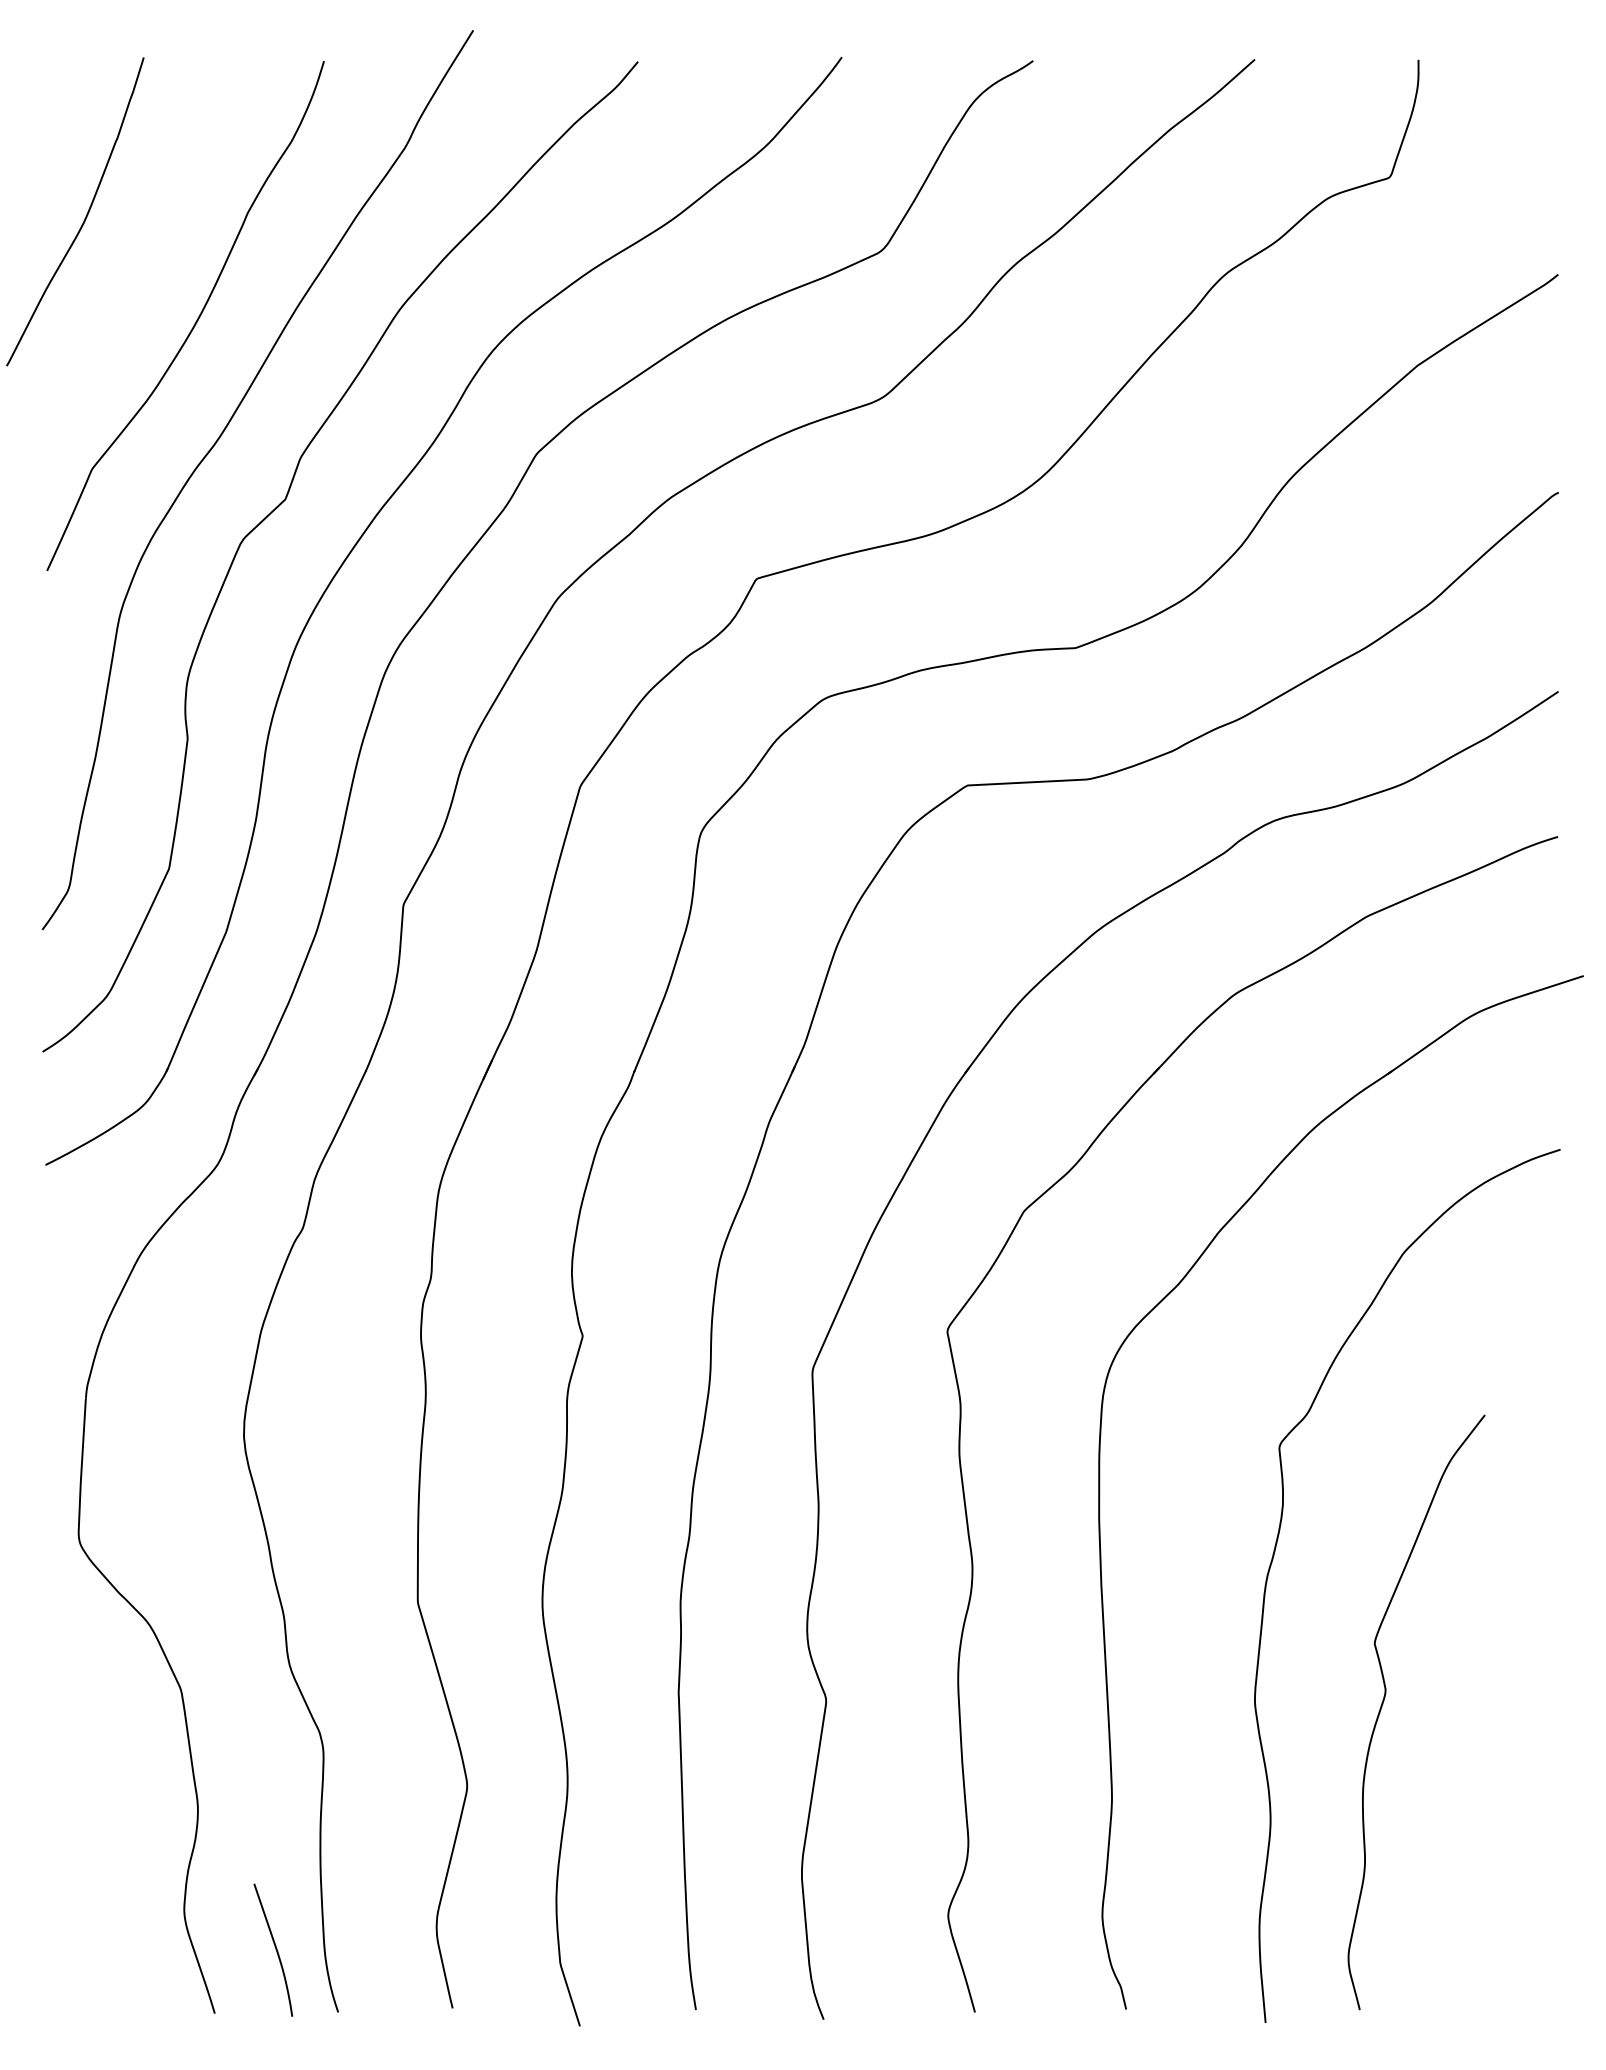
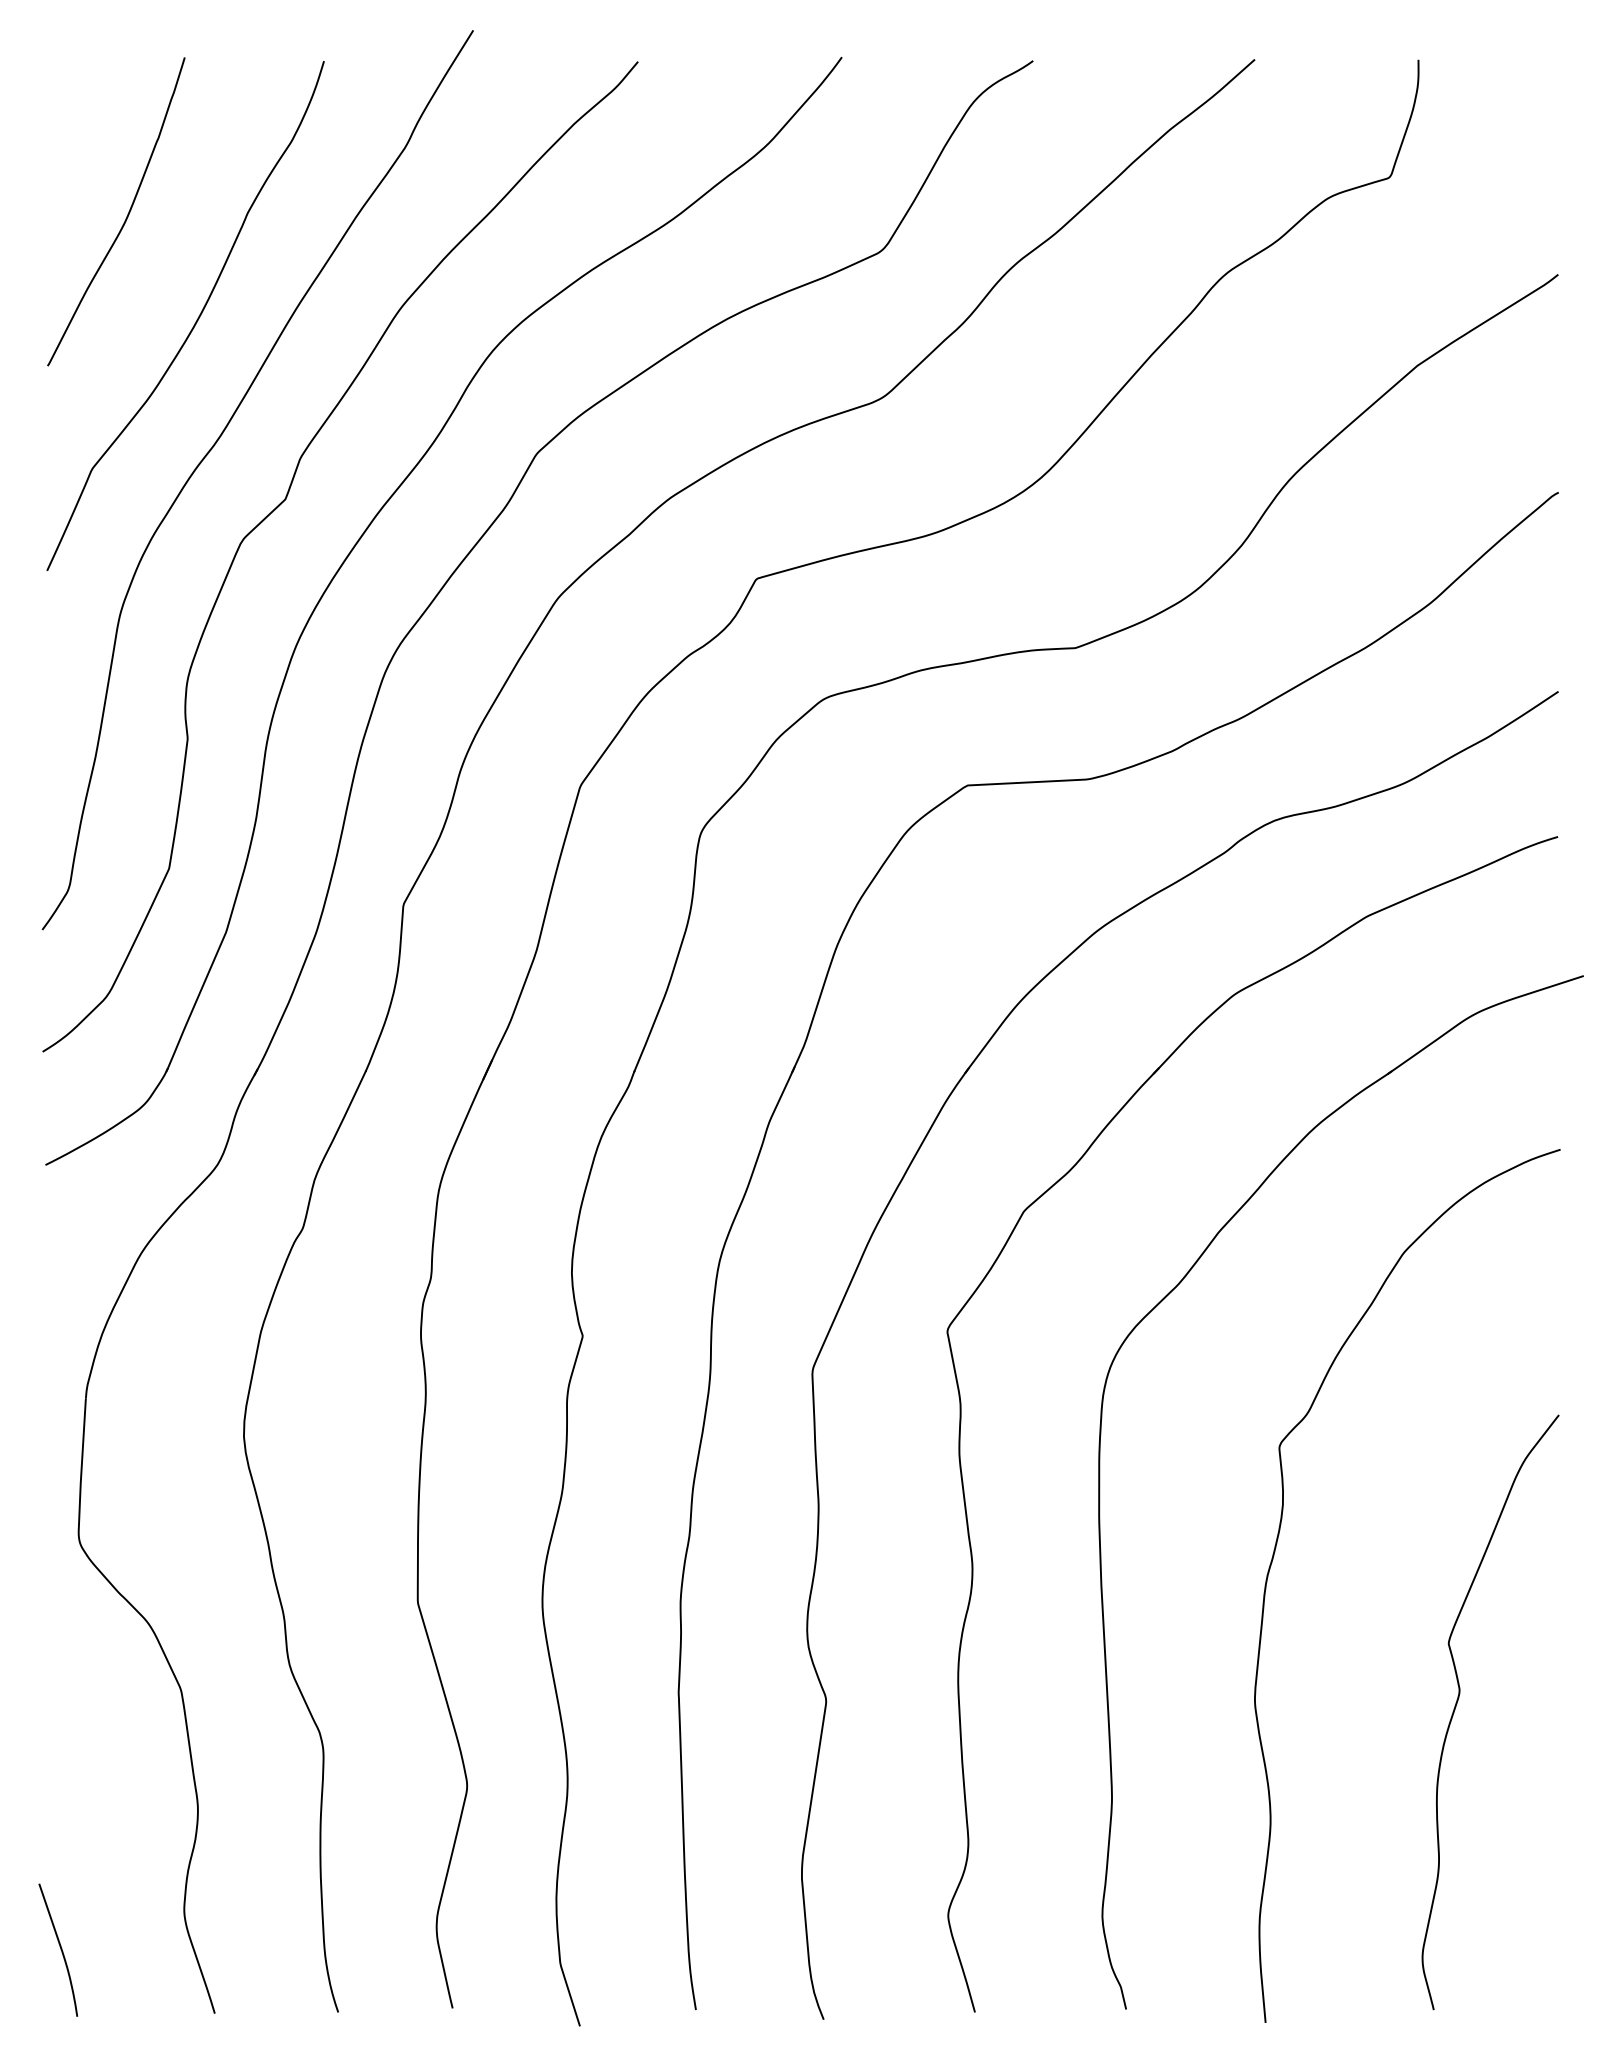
curve position: (86, 213) -> (127, 213) (127, 213)
curve position: (1384, 1701) -> (1458, 1701) (1458, 1701)
curve position: (275, 1949) -> (60, 1949) (60, 1949)
